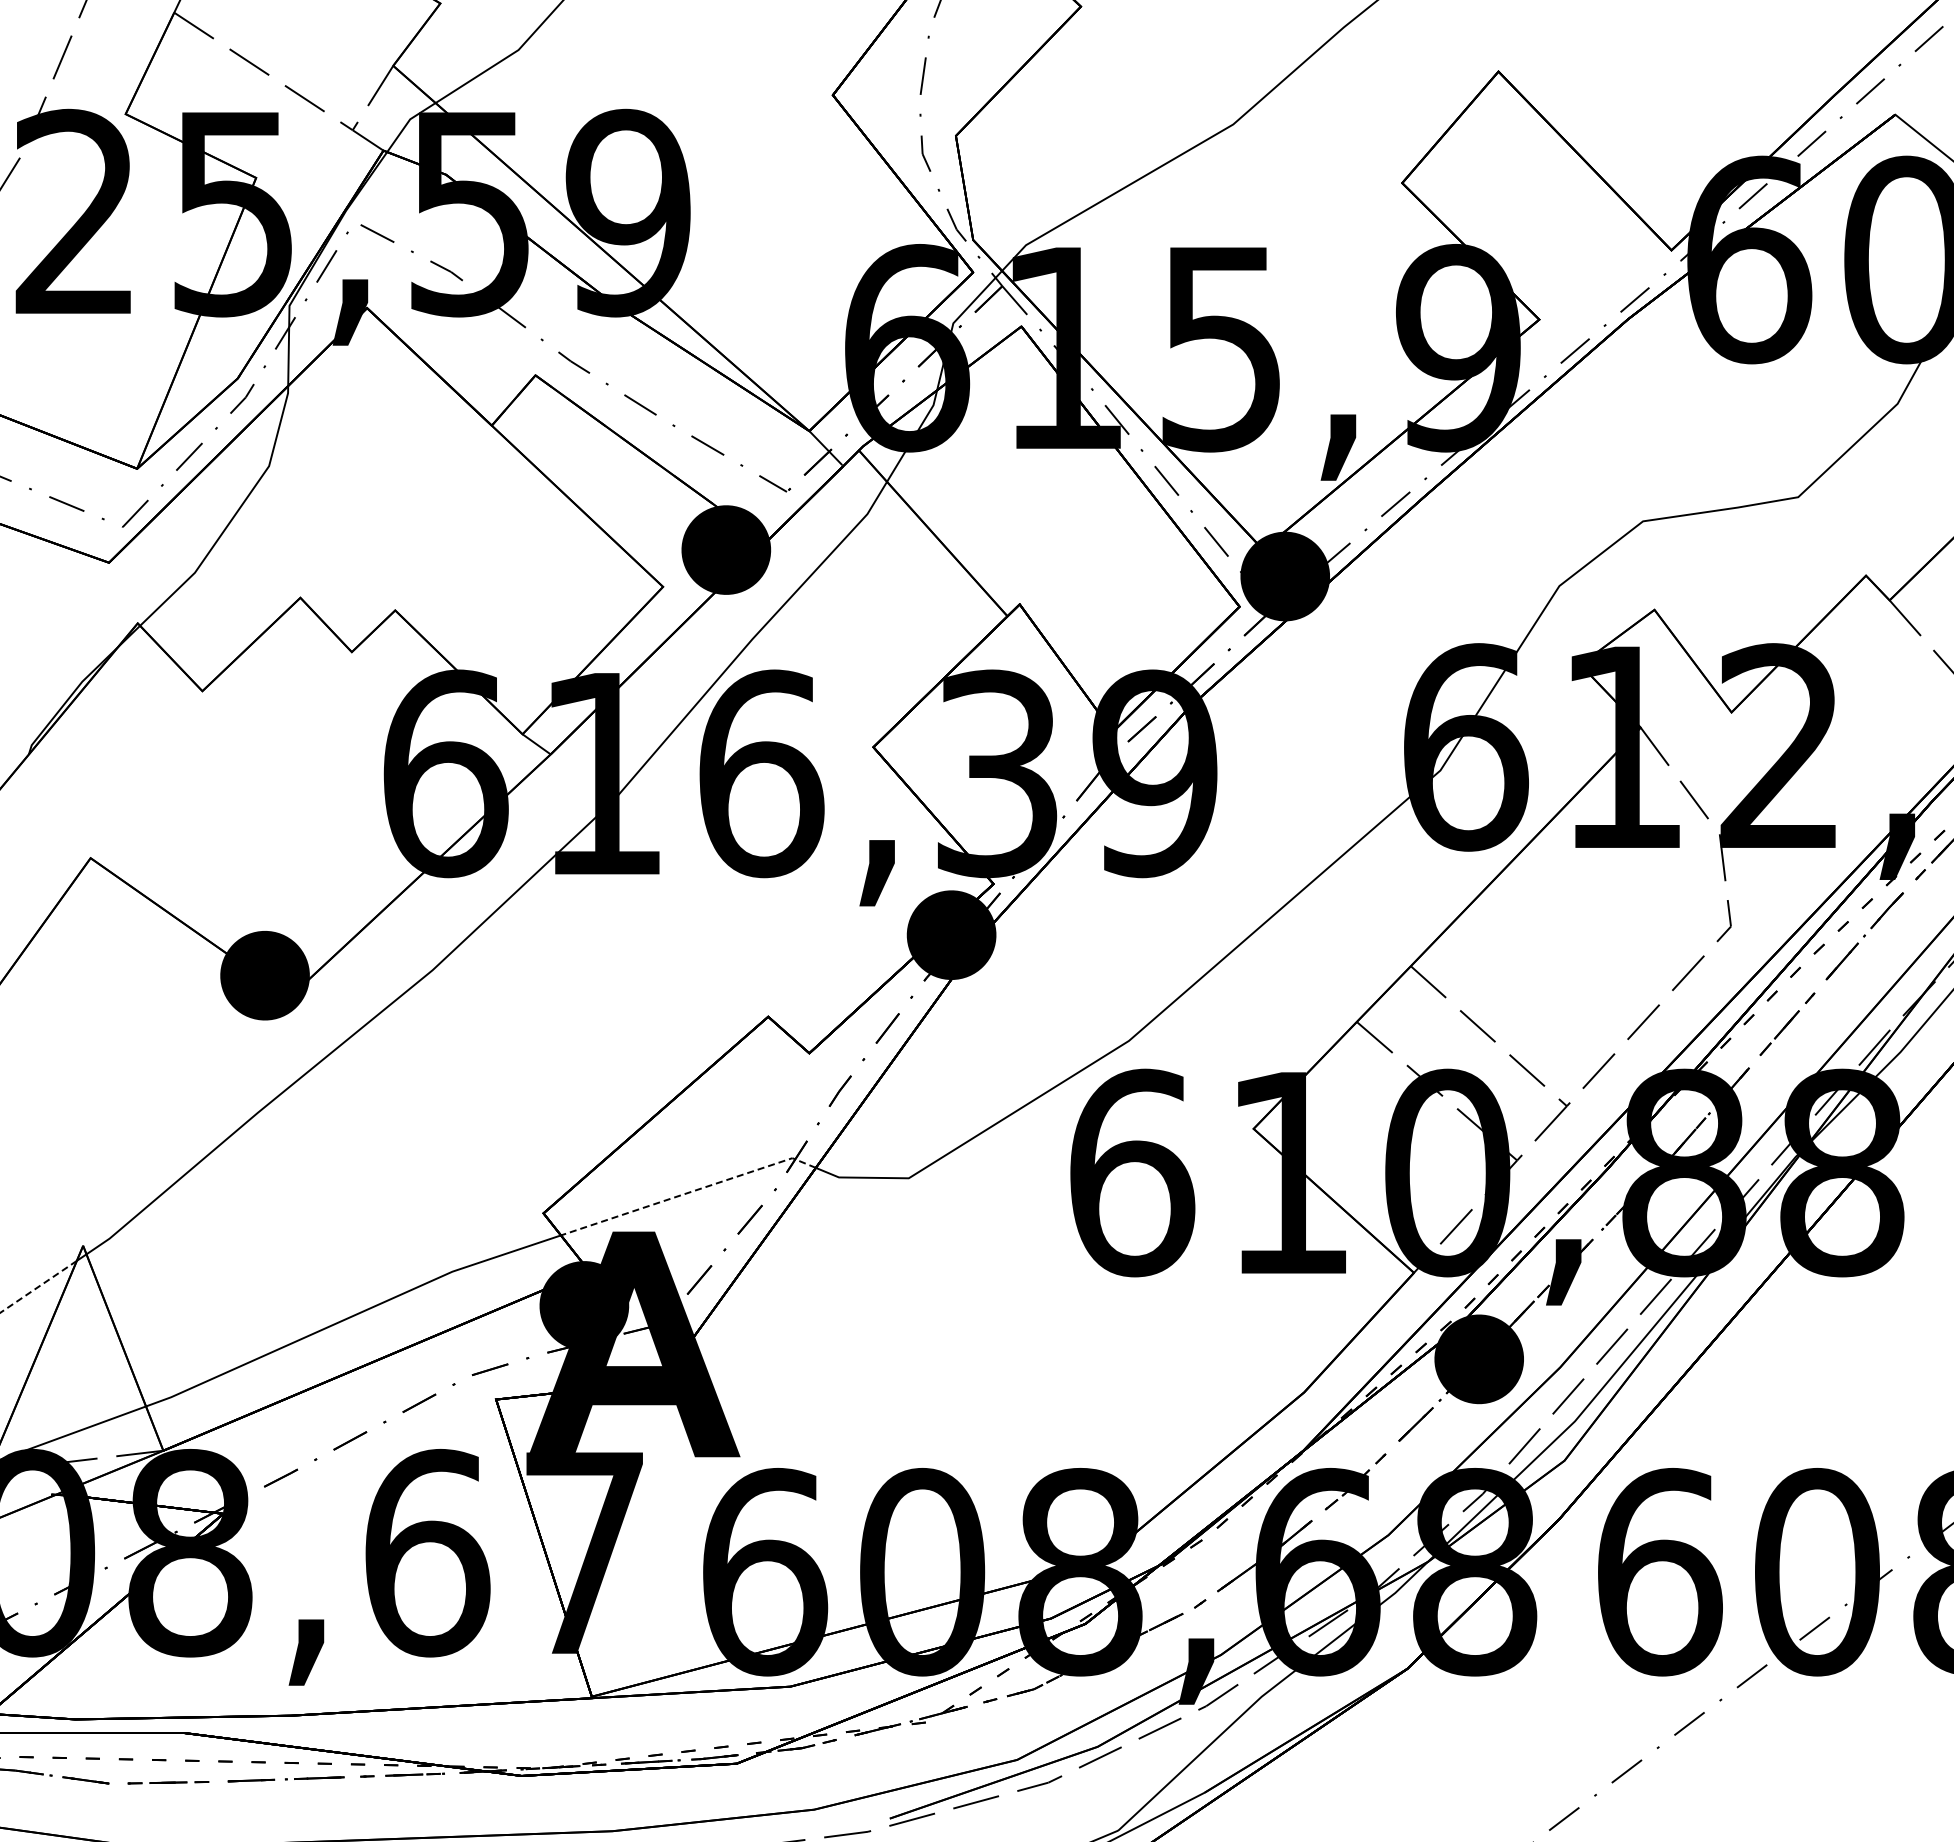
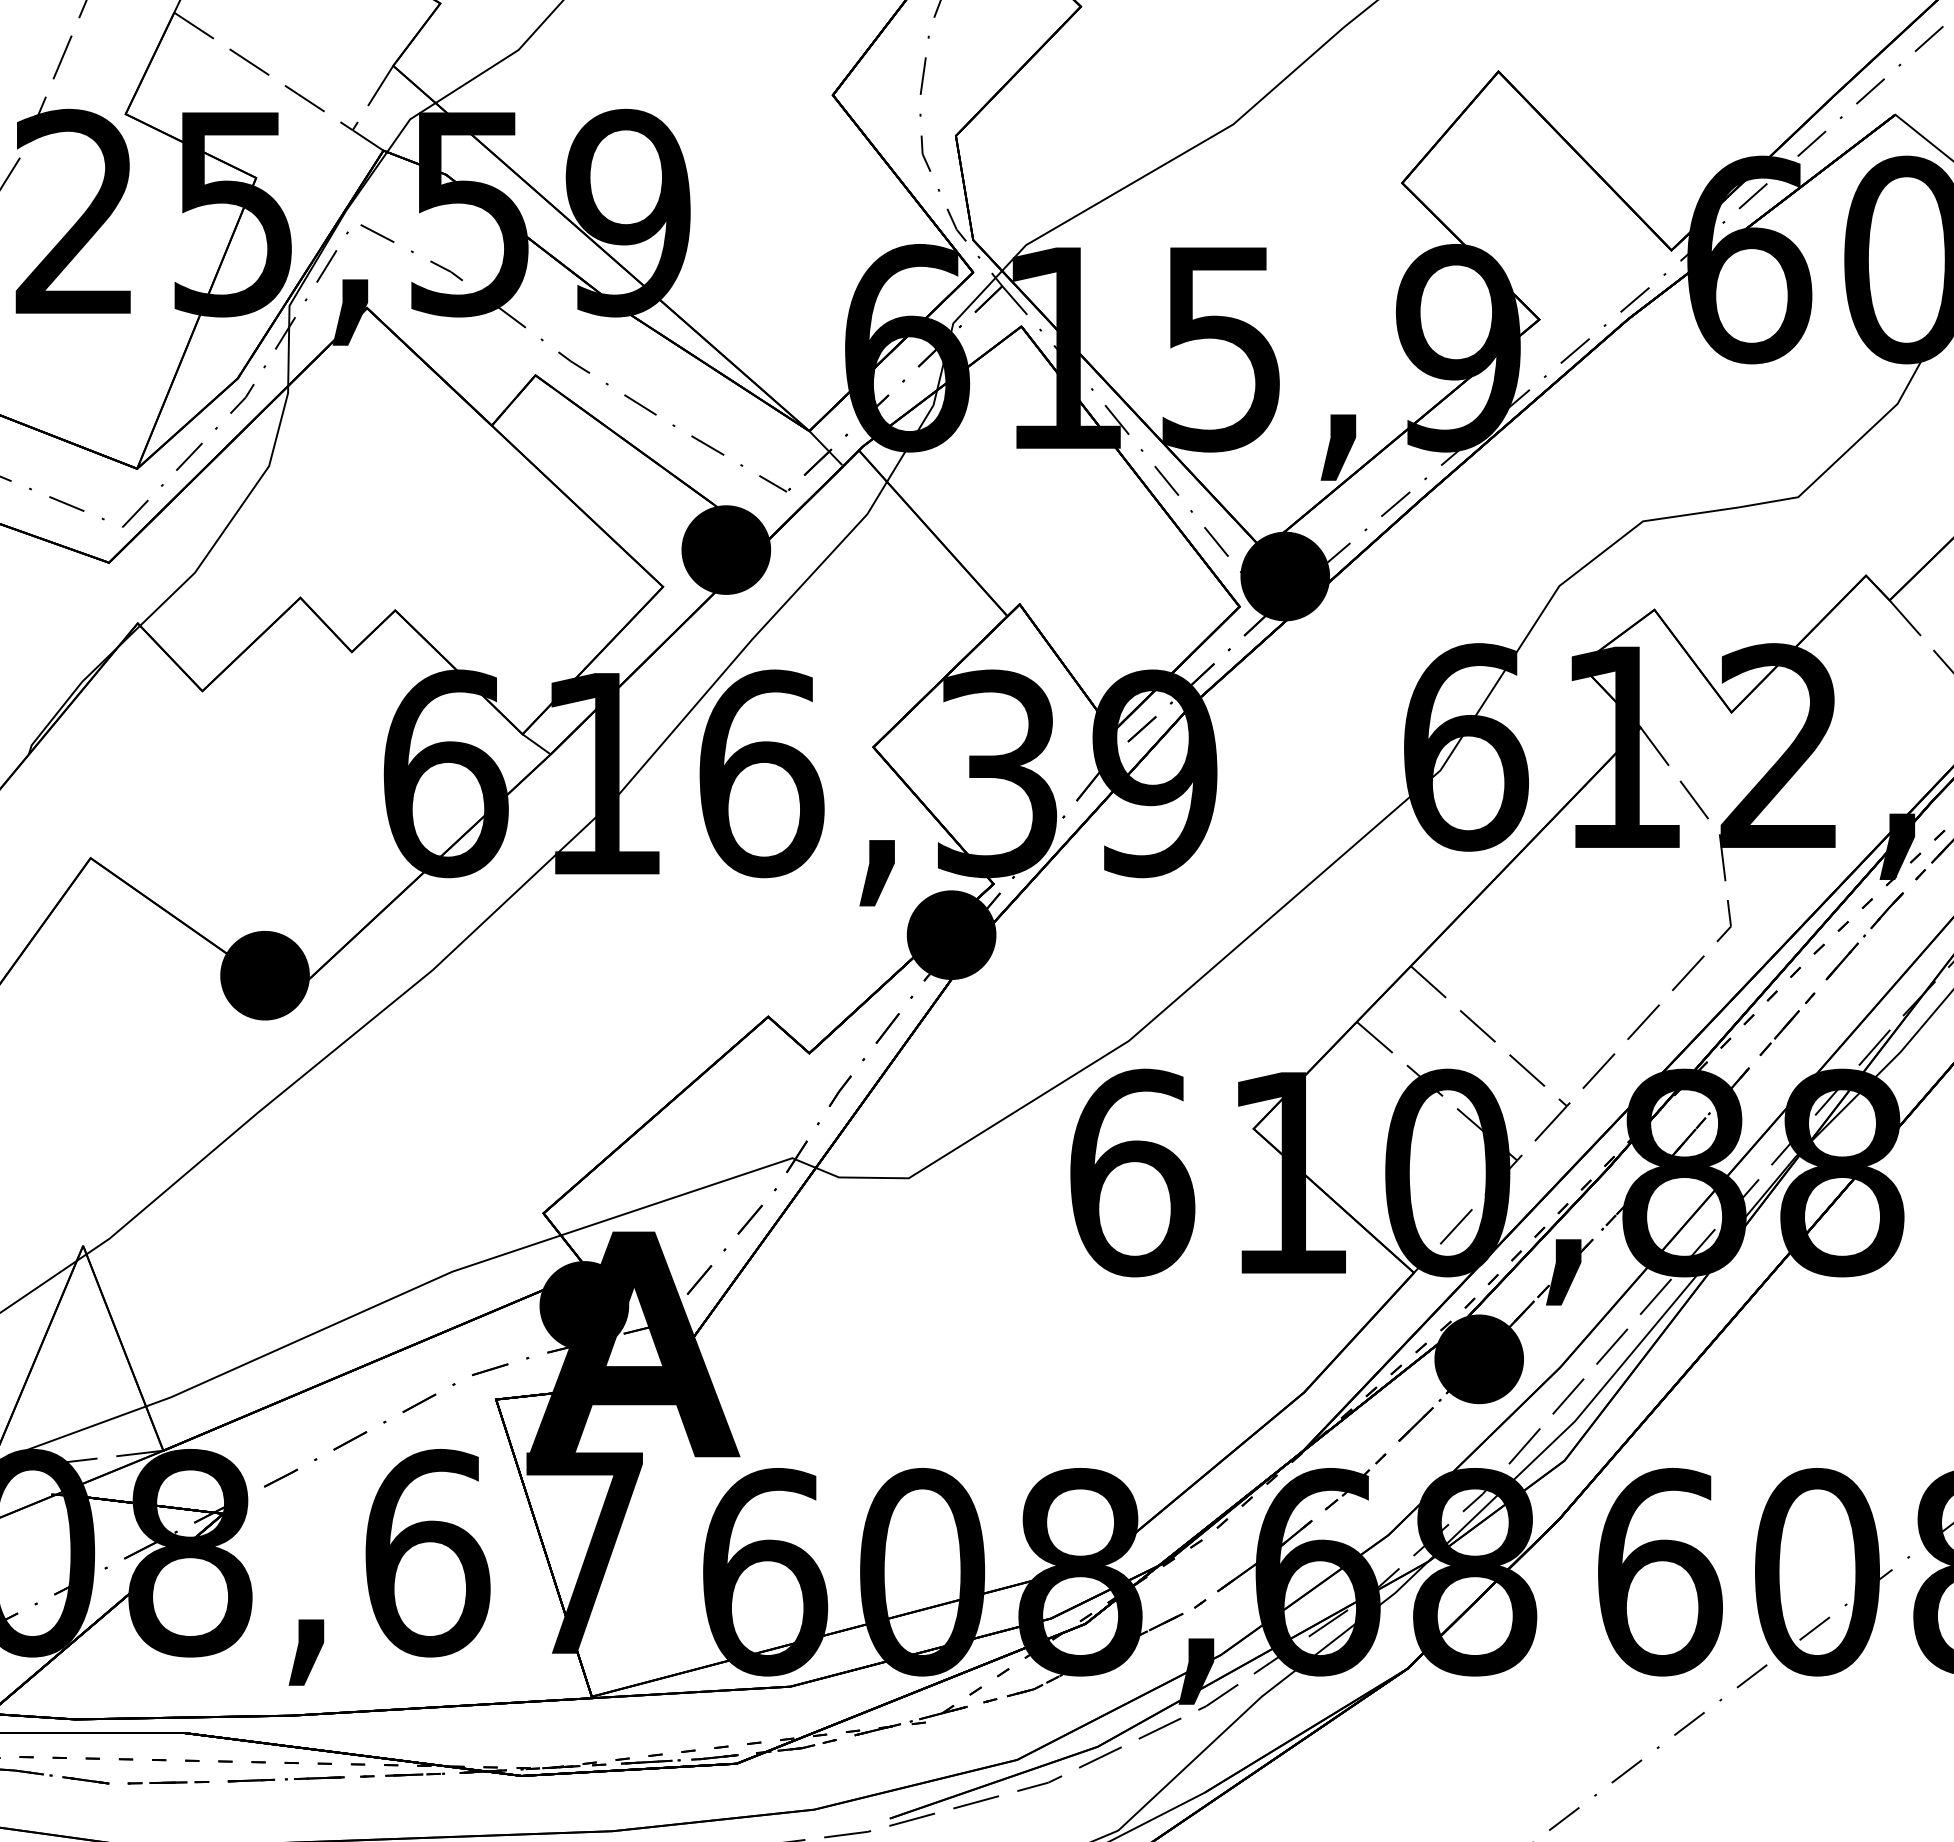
line: dashed -> solid (688, 1192)
line: dashed -> solid (38, 1287)
